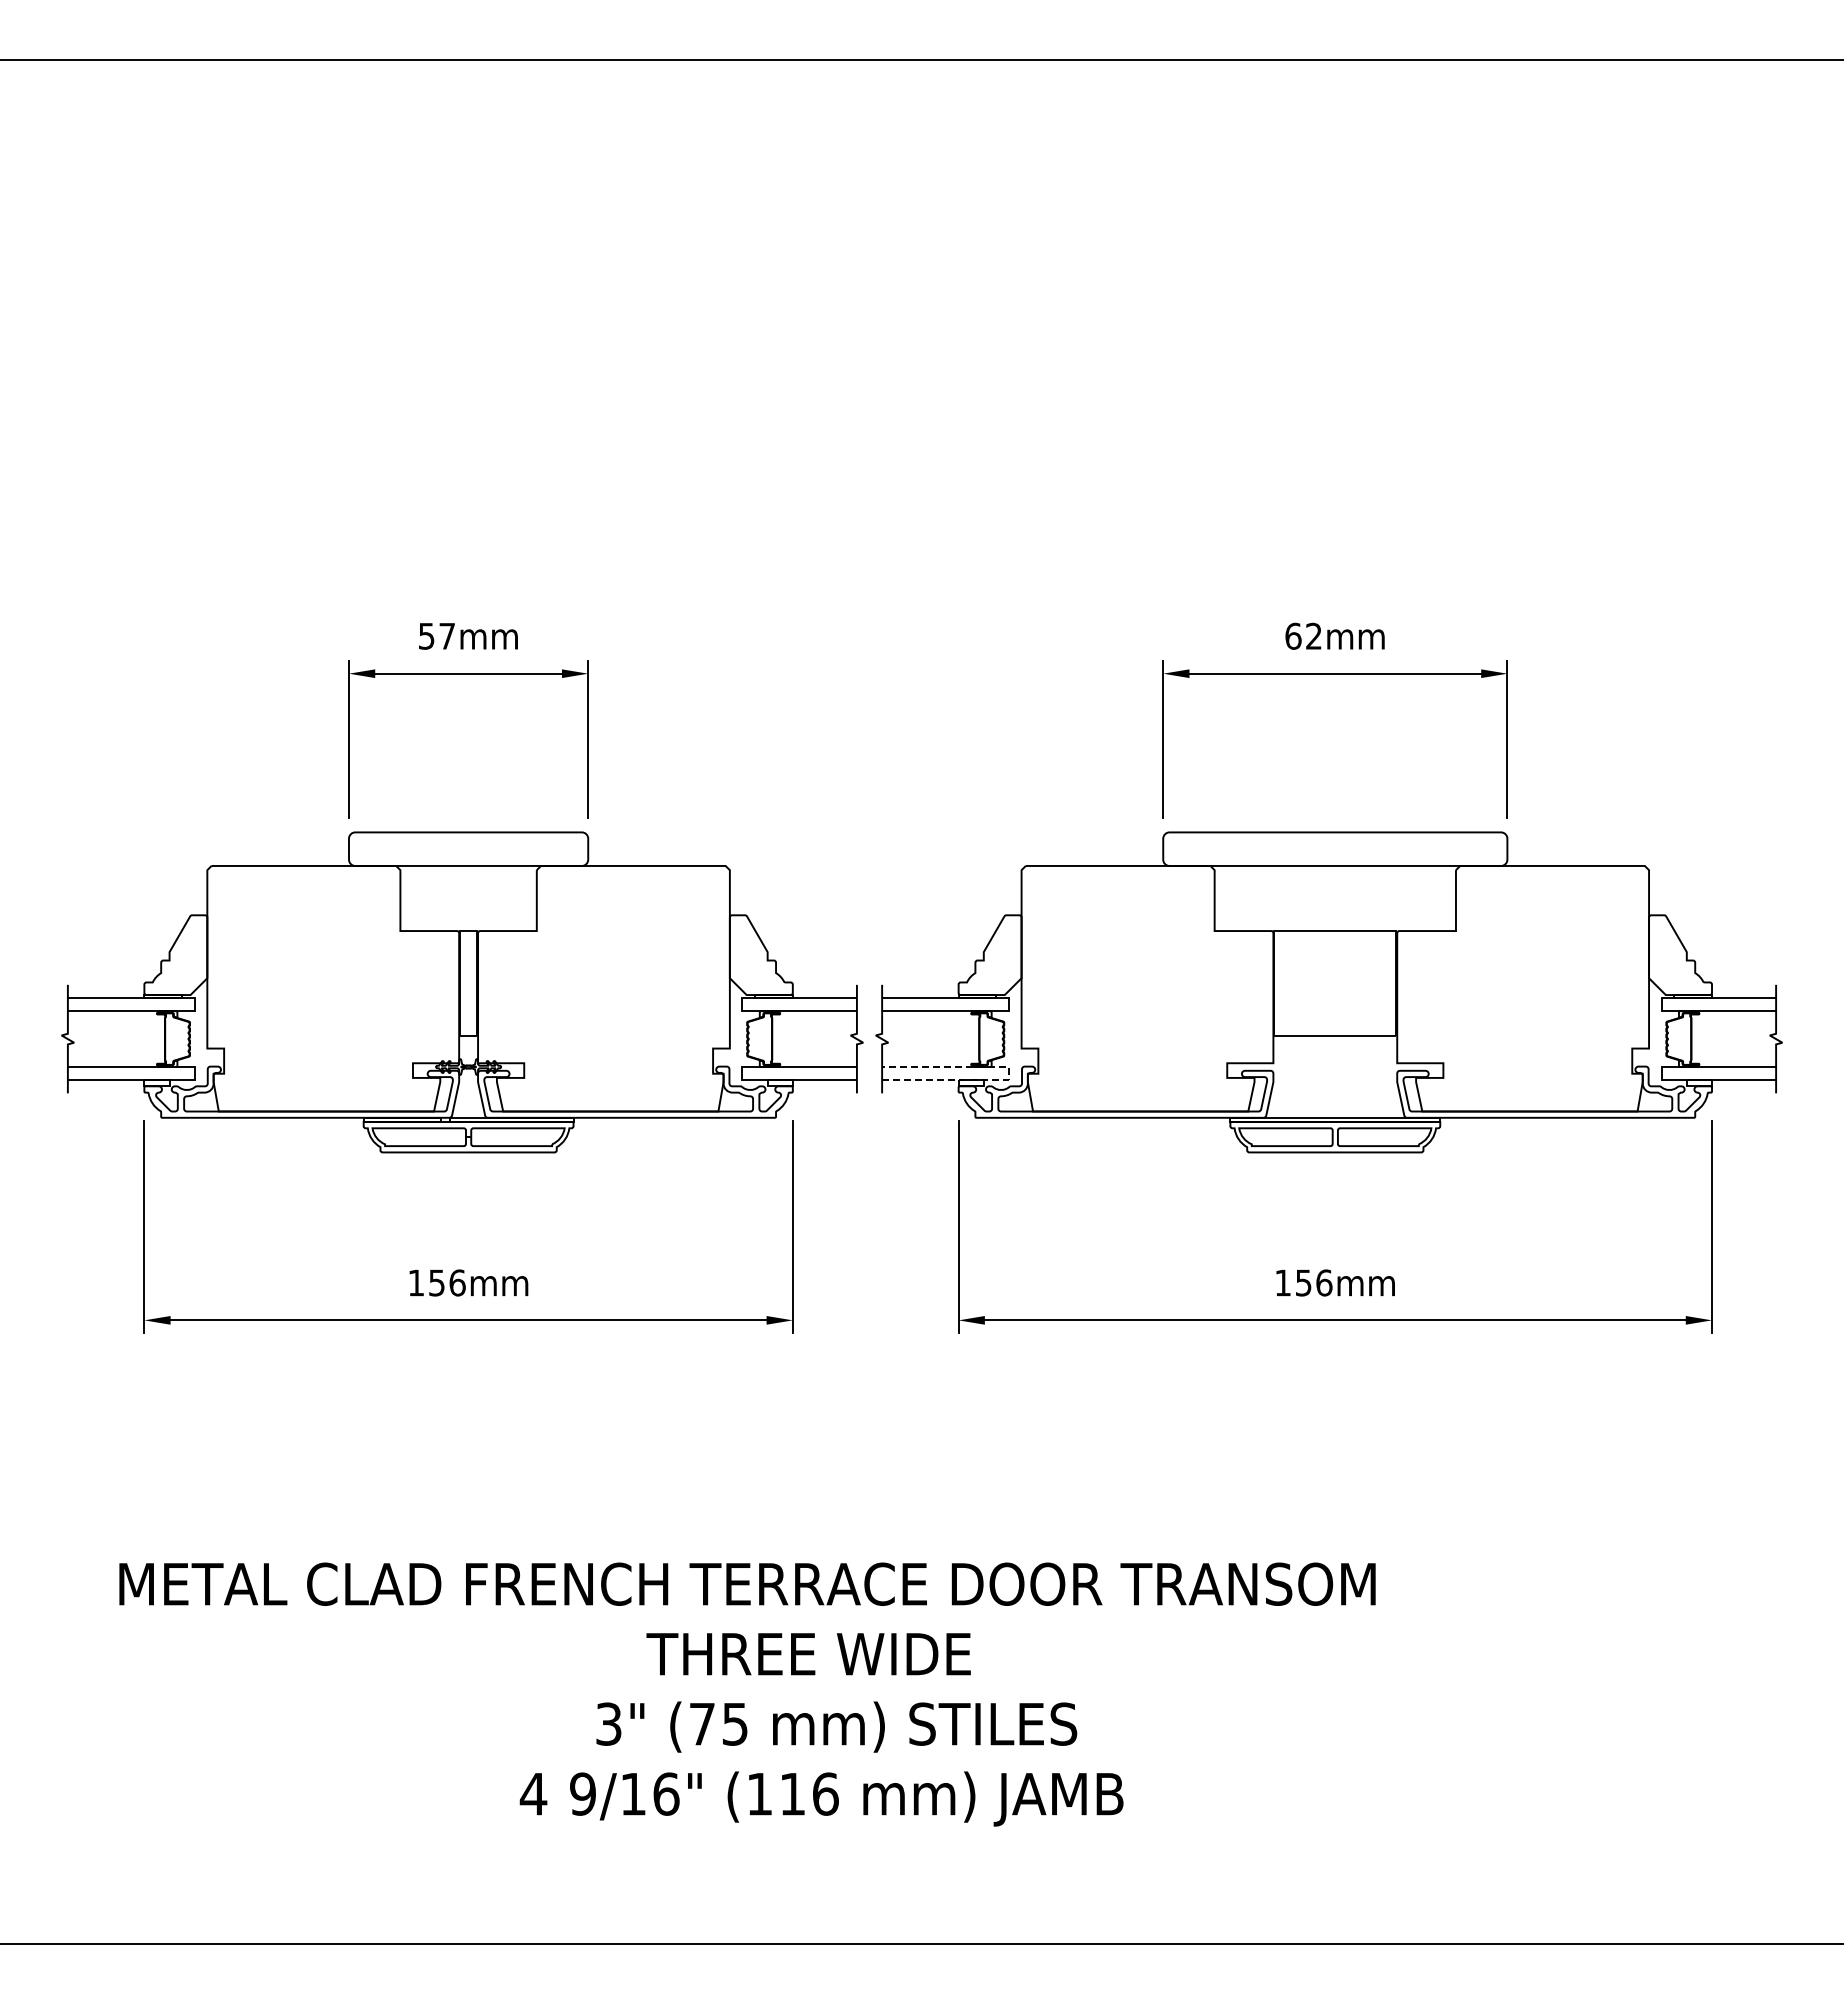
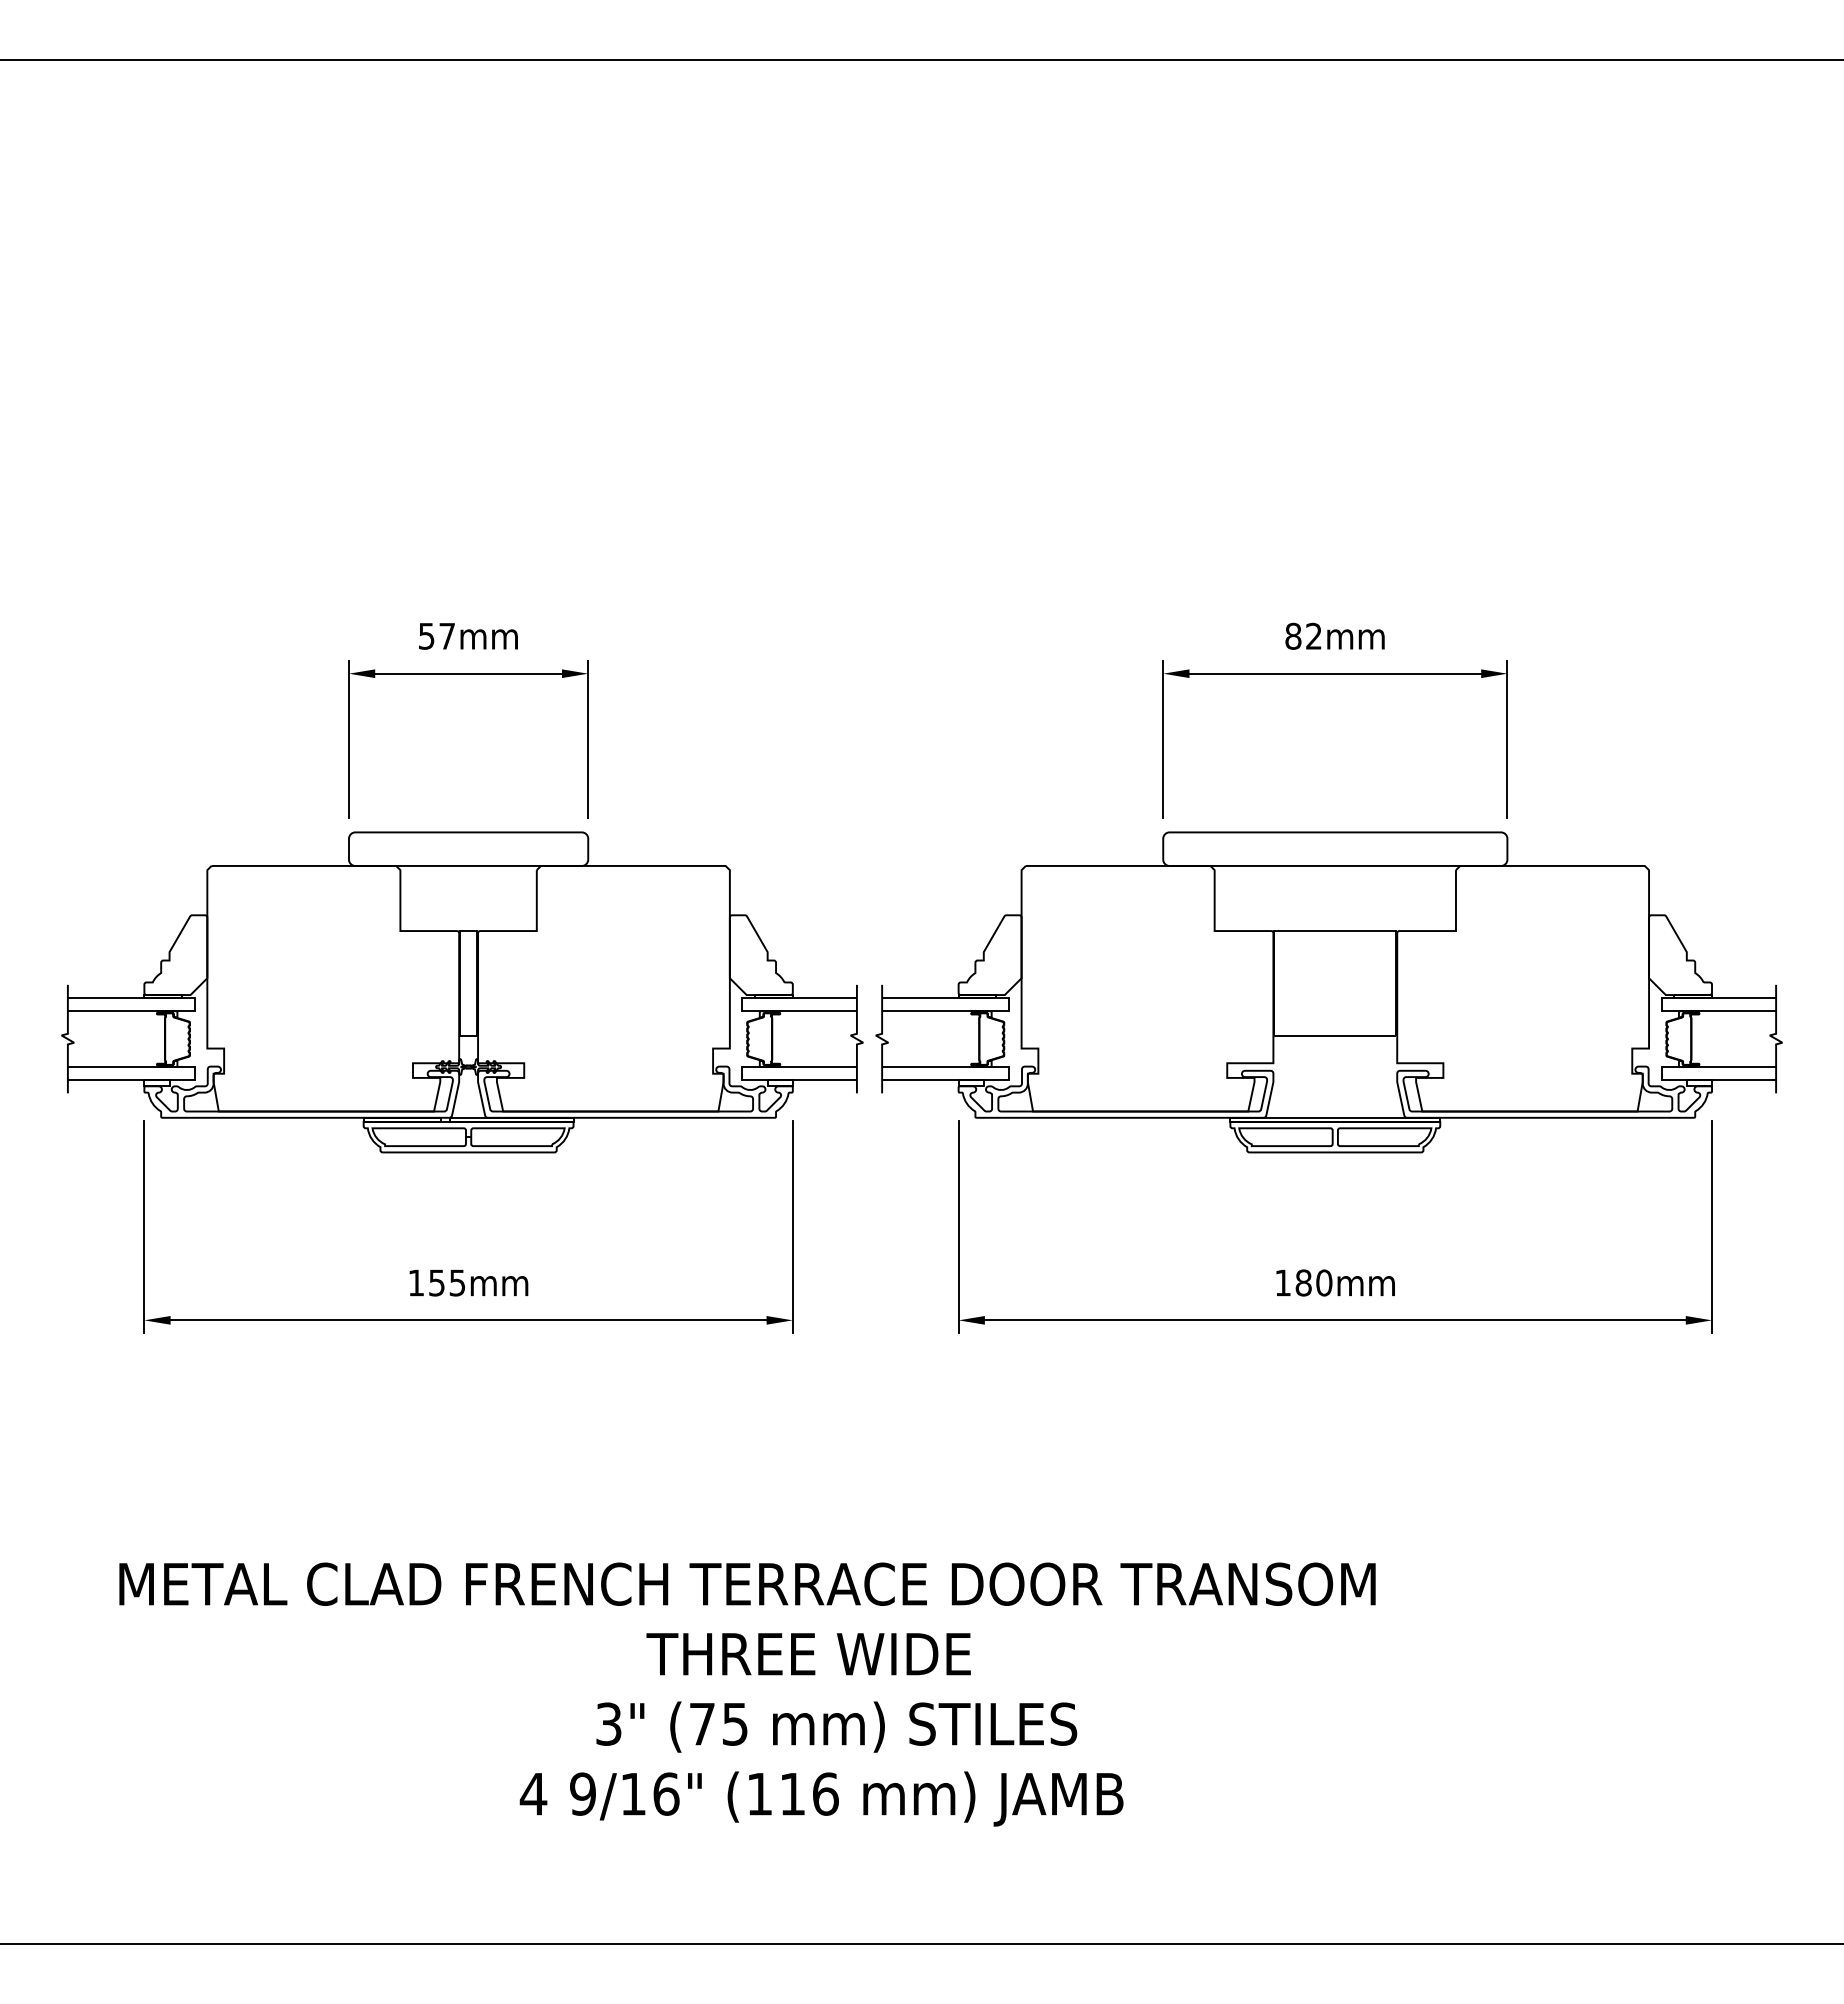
text: 62mm -> 82mm (1293, 635)
line: dashed -> solid (1008, 1073)
text: 156mm -> 155mm (457, 1282)
text: 156mm -> 180mm (1313, 1282)
